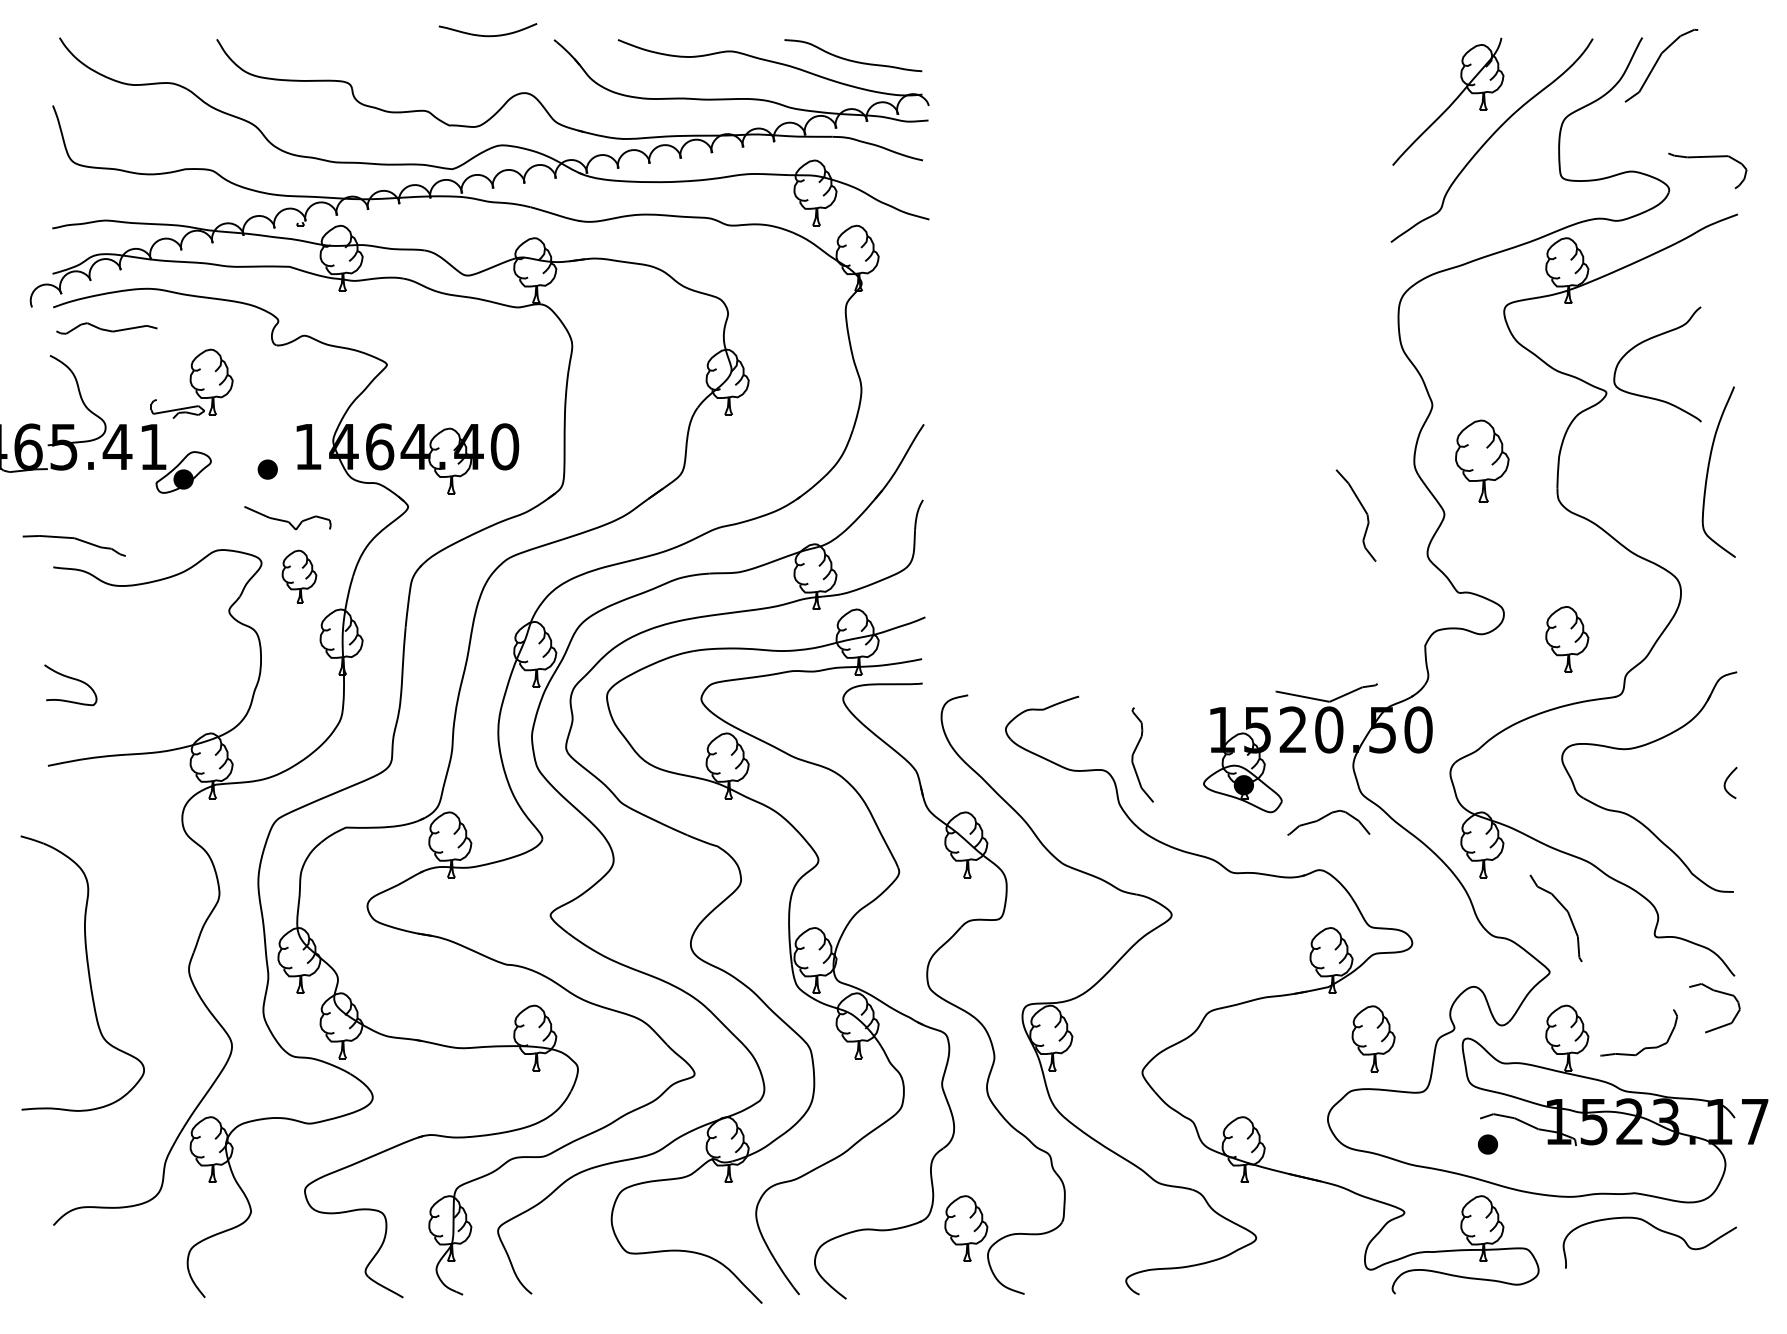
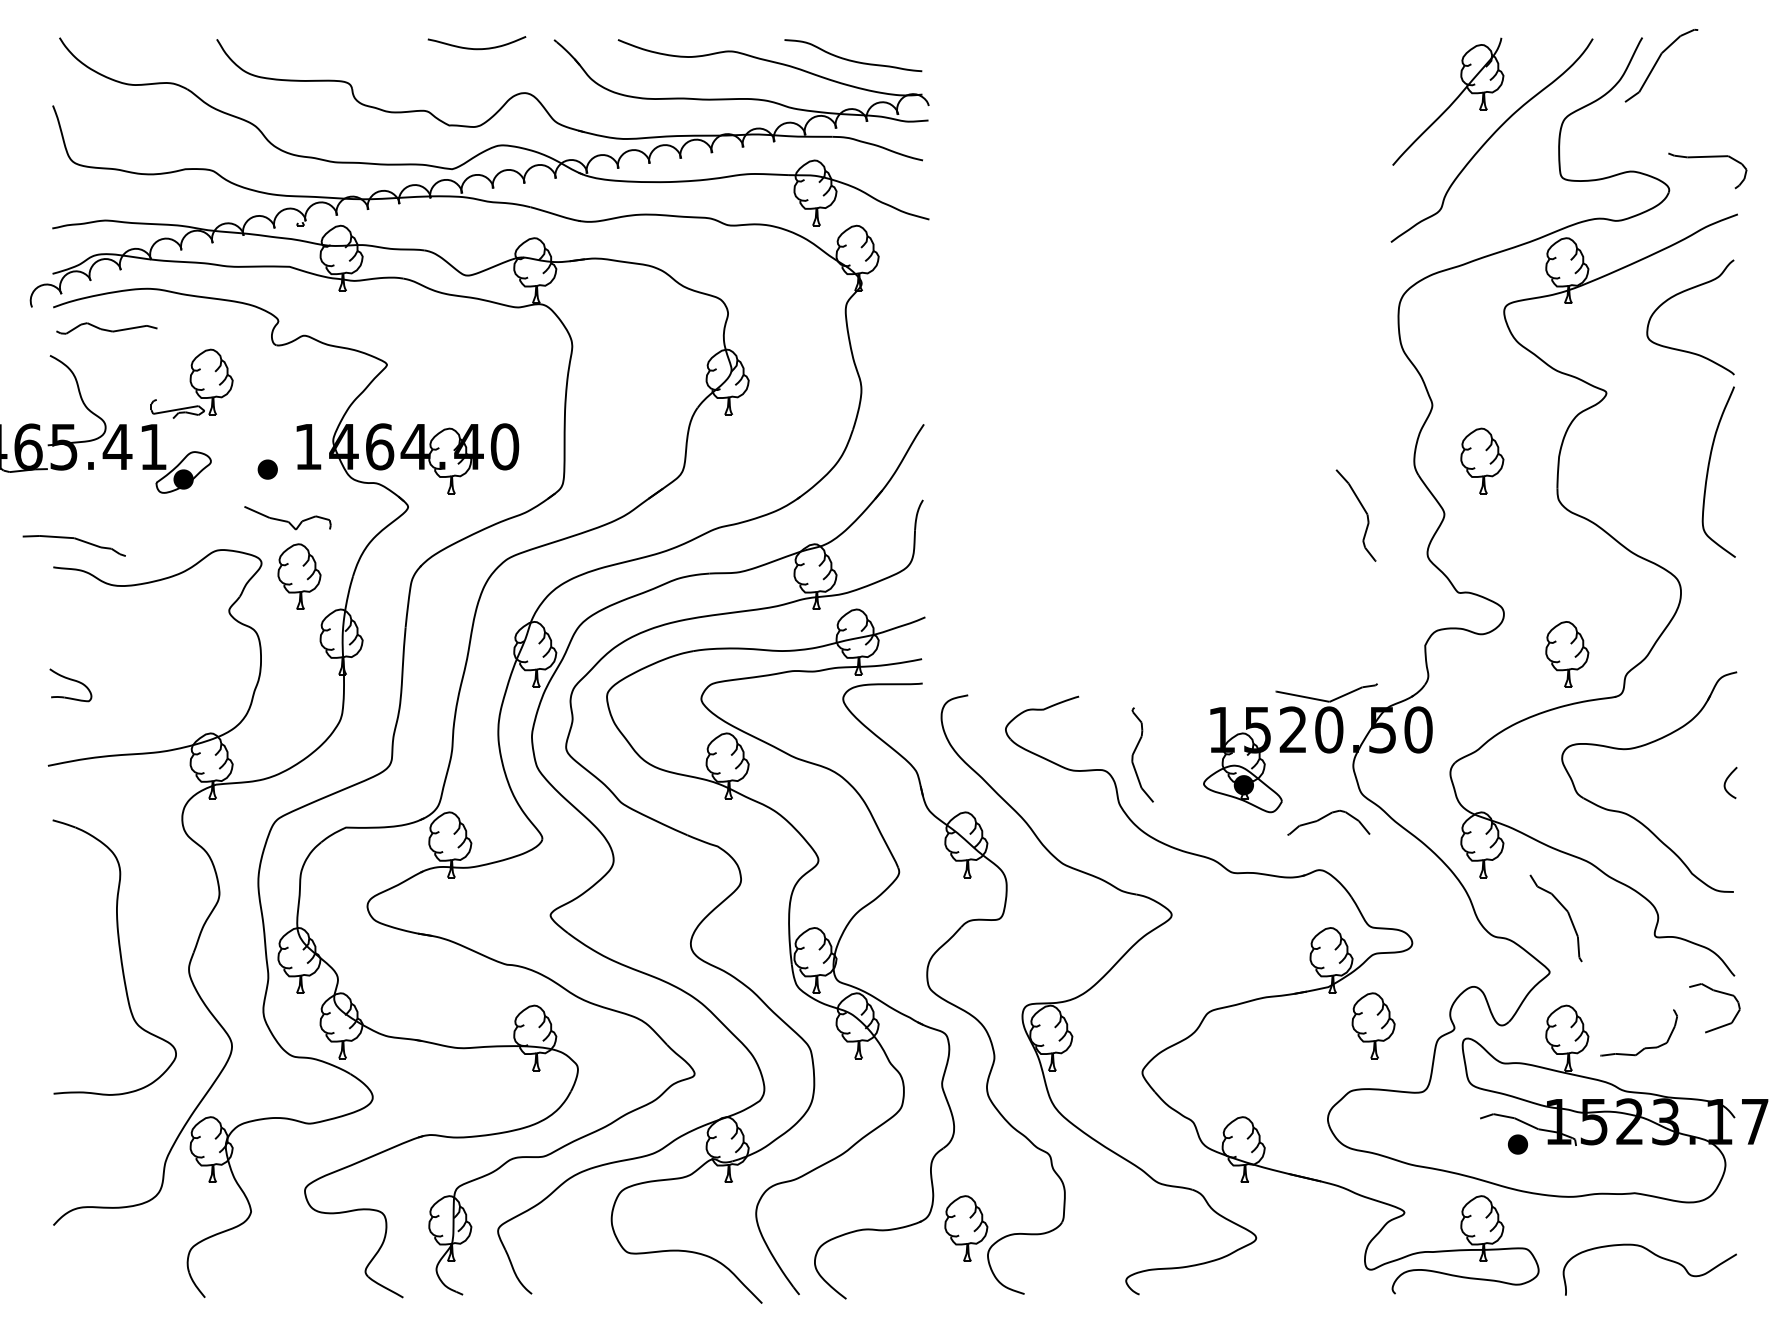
curve position: (487, 35) -> (476, 48) (476, 48)
curve position: (1646, 341) -> (1679, 294) (1679, 294)
part size: 55x84 px -> 45x68 px (1482, 460)
part size: 37x55 px -> 45x67 px (299, 576)
part position: (1567, 639) -> (1567, 654) (1567, 654)
part size: 54x43 px -> 44x35 px (70, 685)
part position: (82, 973) -> (114, 957) (114, 957)
part position: (1373, 1038) -> (1373, 1025) (1373, 1025)
part position: (1488, 1144) -> (1518, 1144) (1518, 1144)
curve position: (1656, 1229) -> (1656, 1256) (1656, 1256)
